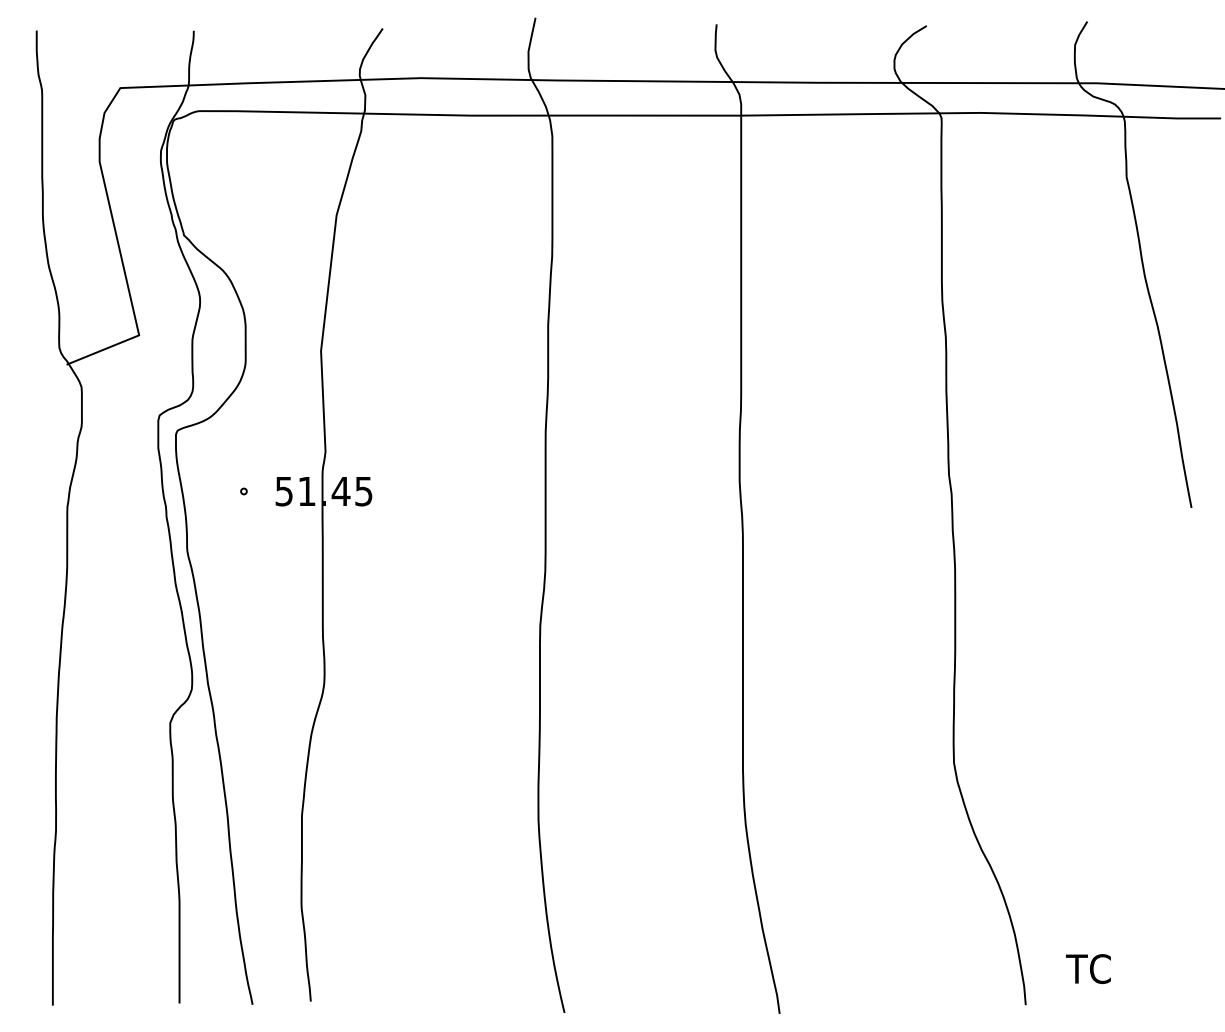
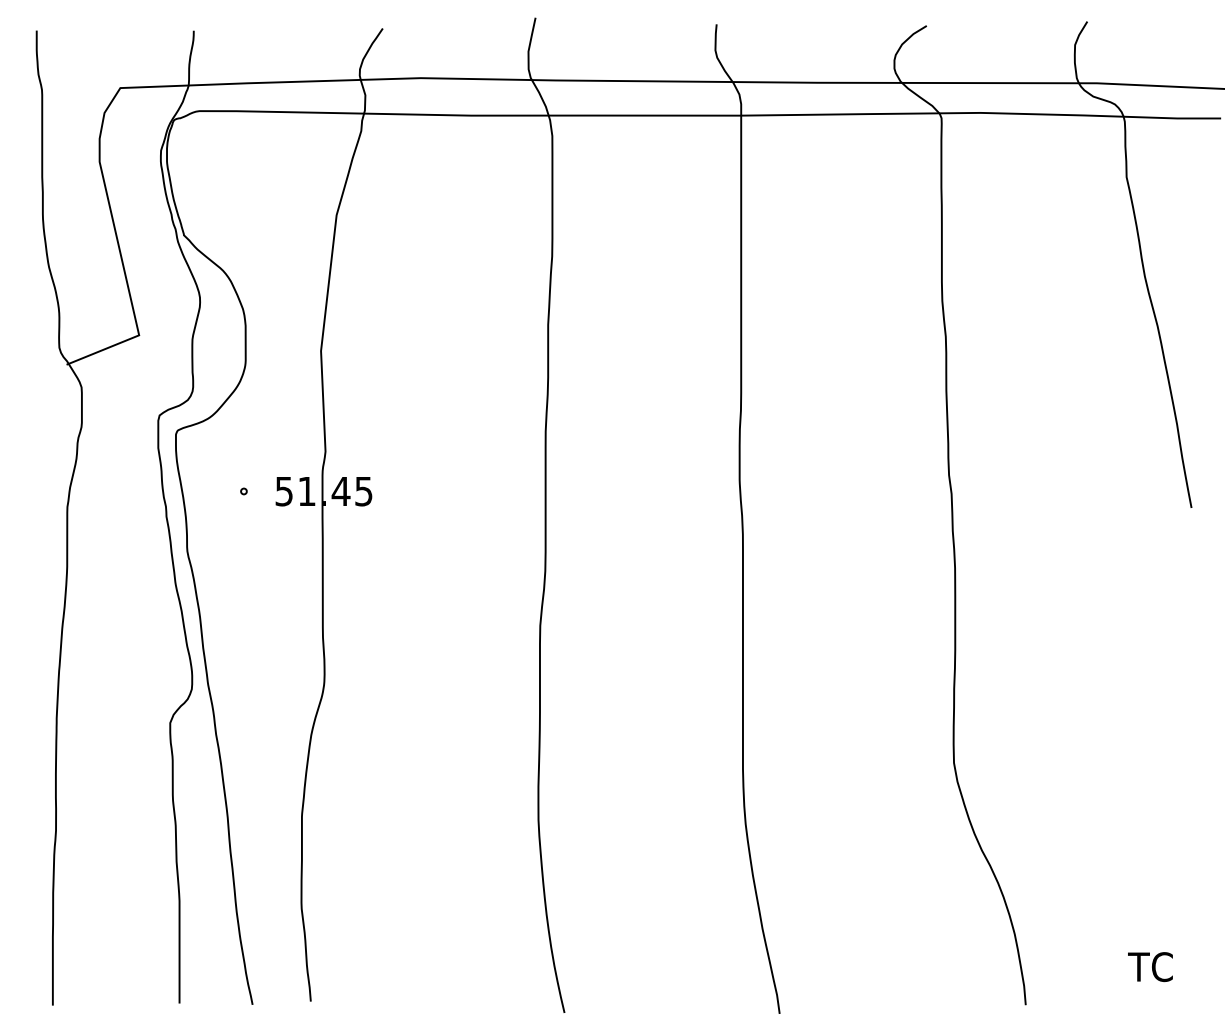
text position: (1088, 969) -> (1150, 967) (1150, 967)
